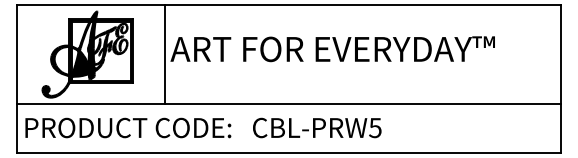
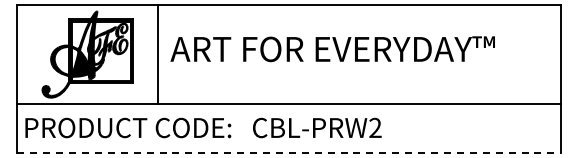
line position: (165, 53) -> (158, 53) (158, 53)
text: CBL-PRW5 -> CBL-PRW2 (375, 127)
line: solid -> dashed (289, 153)
